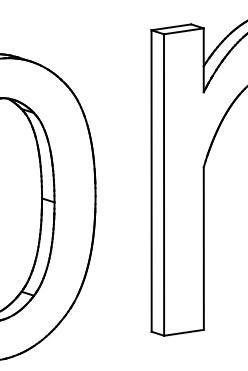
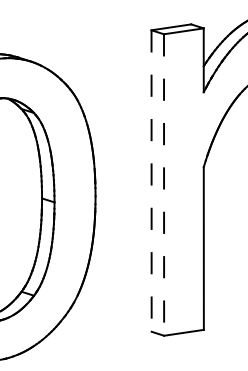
line: solid -> dashed (151, 181)
line: solid -> dashed (164, 185)
